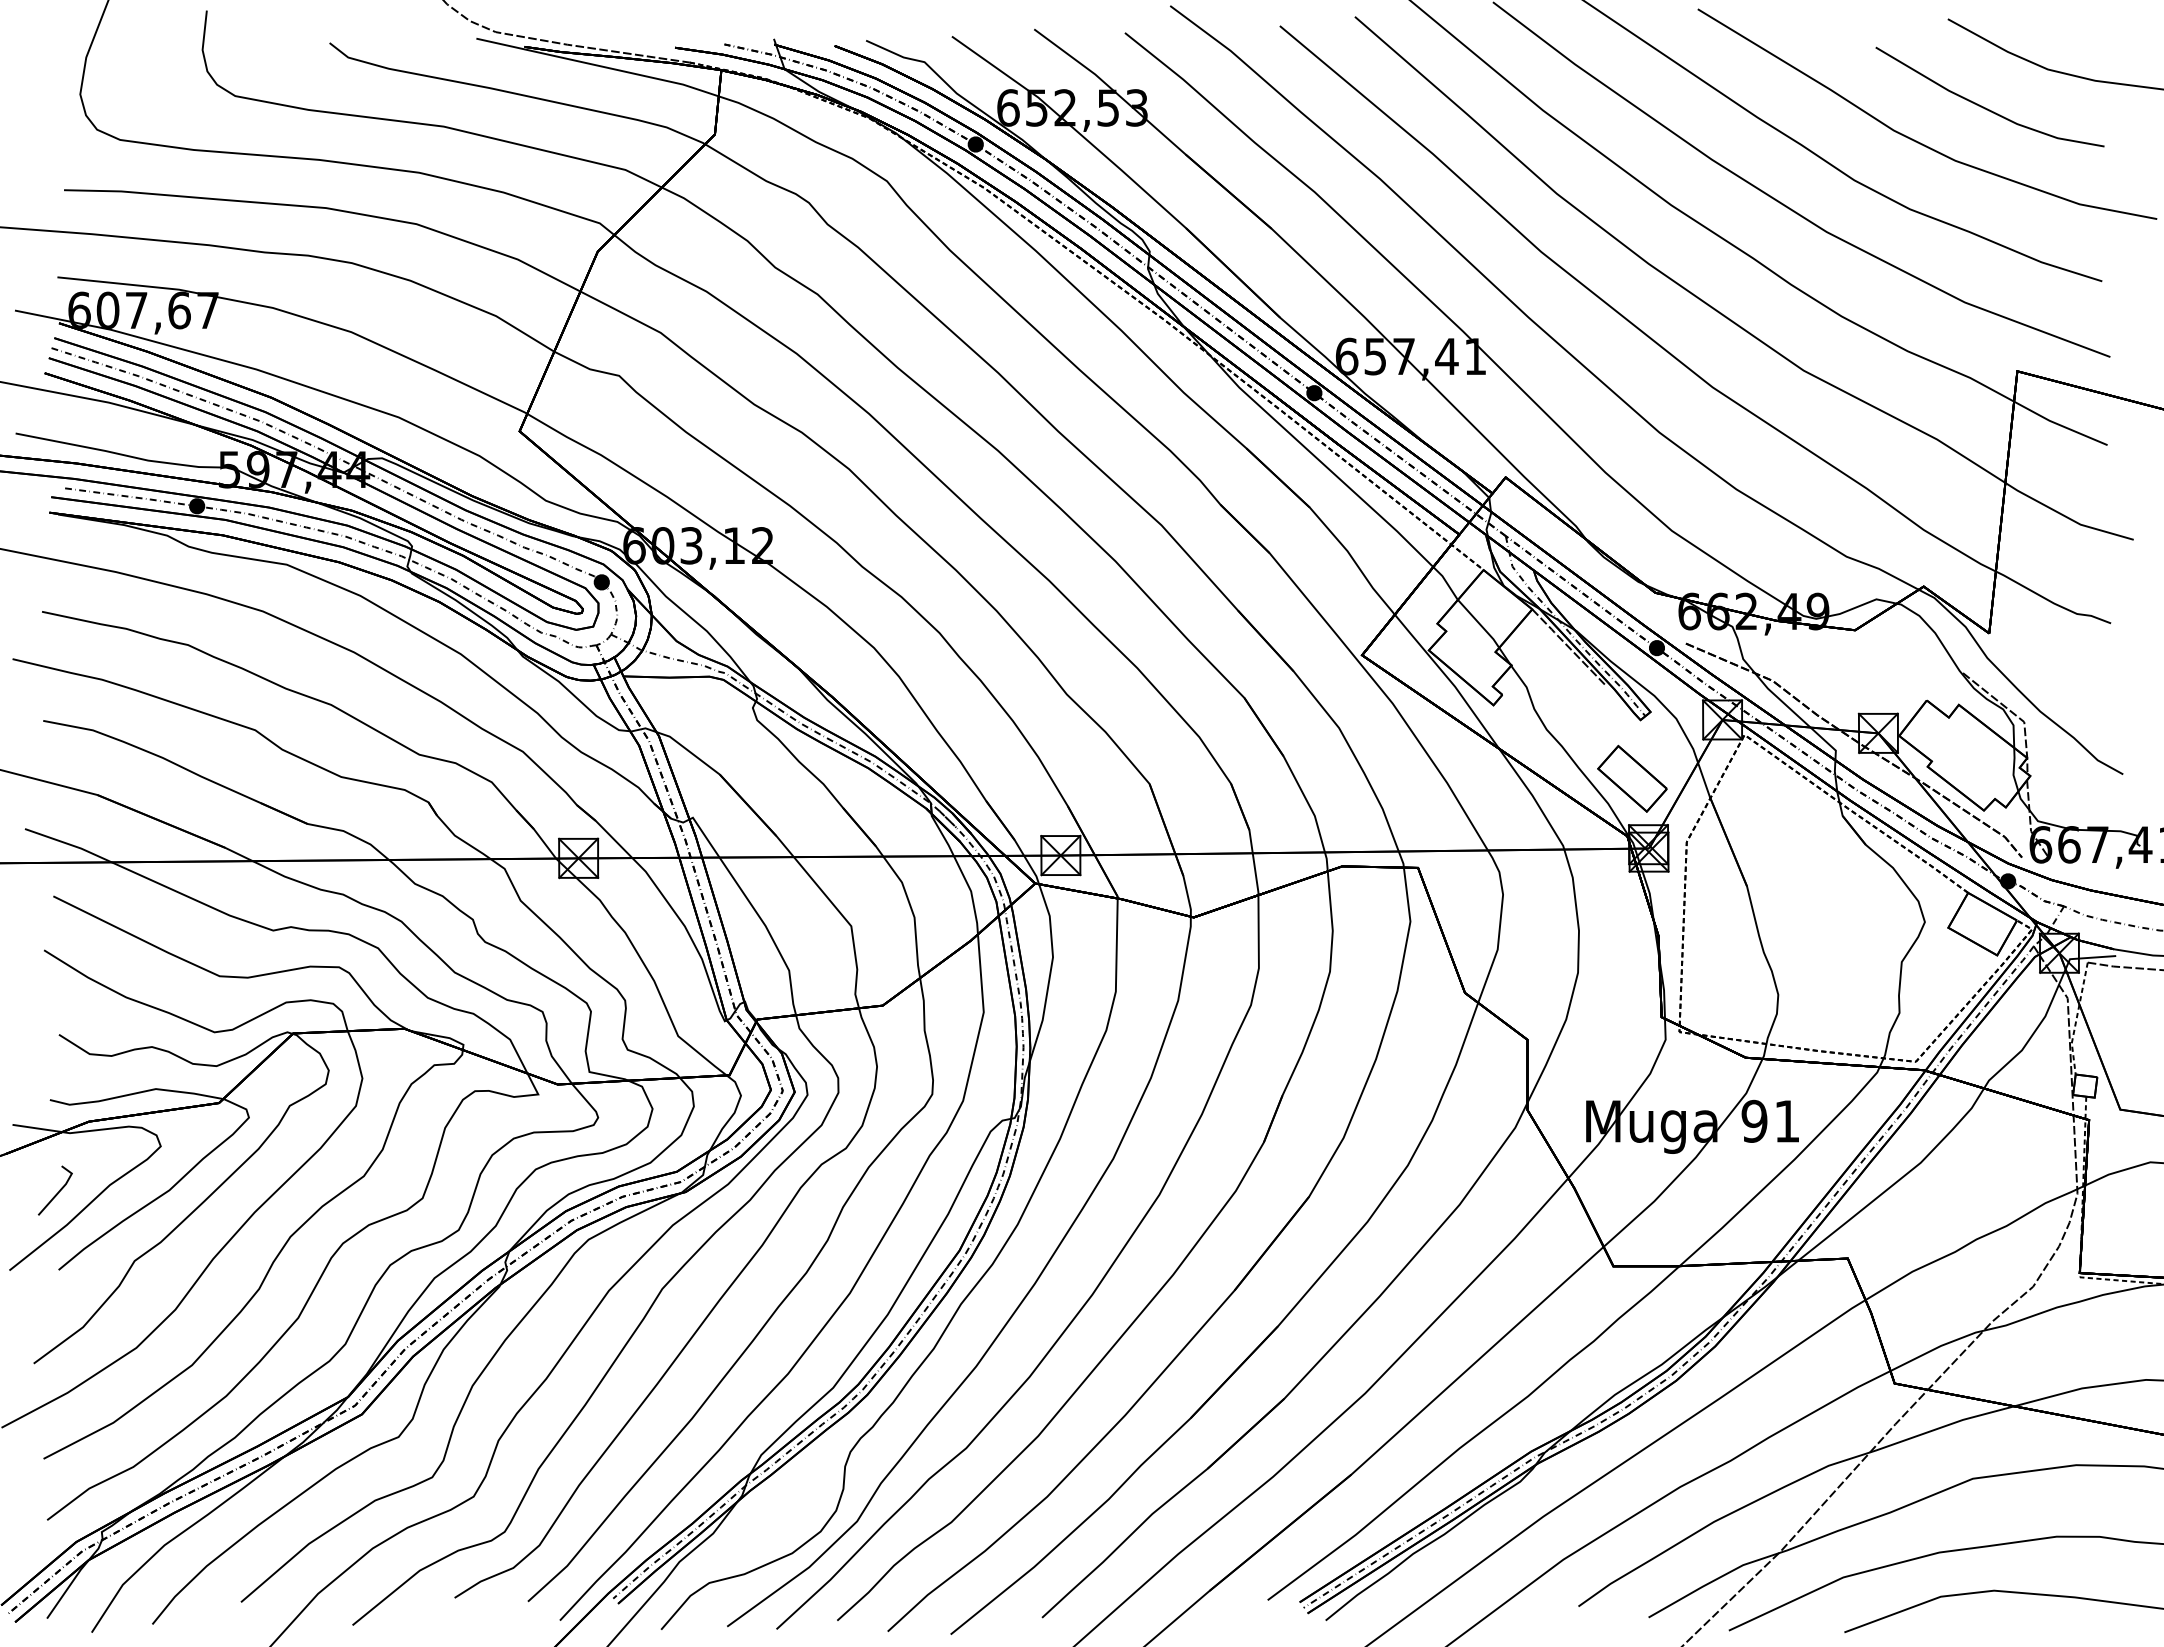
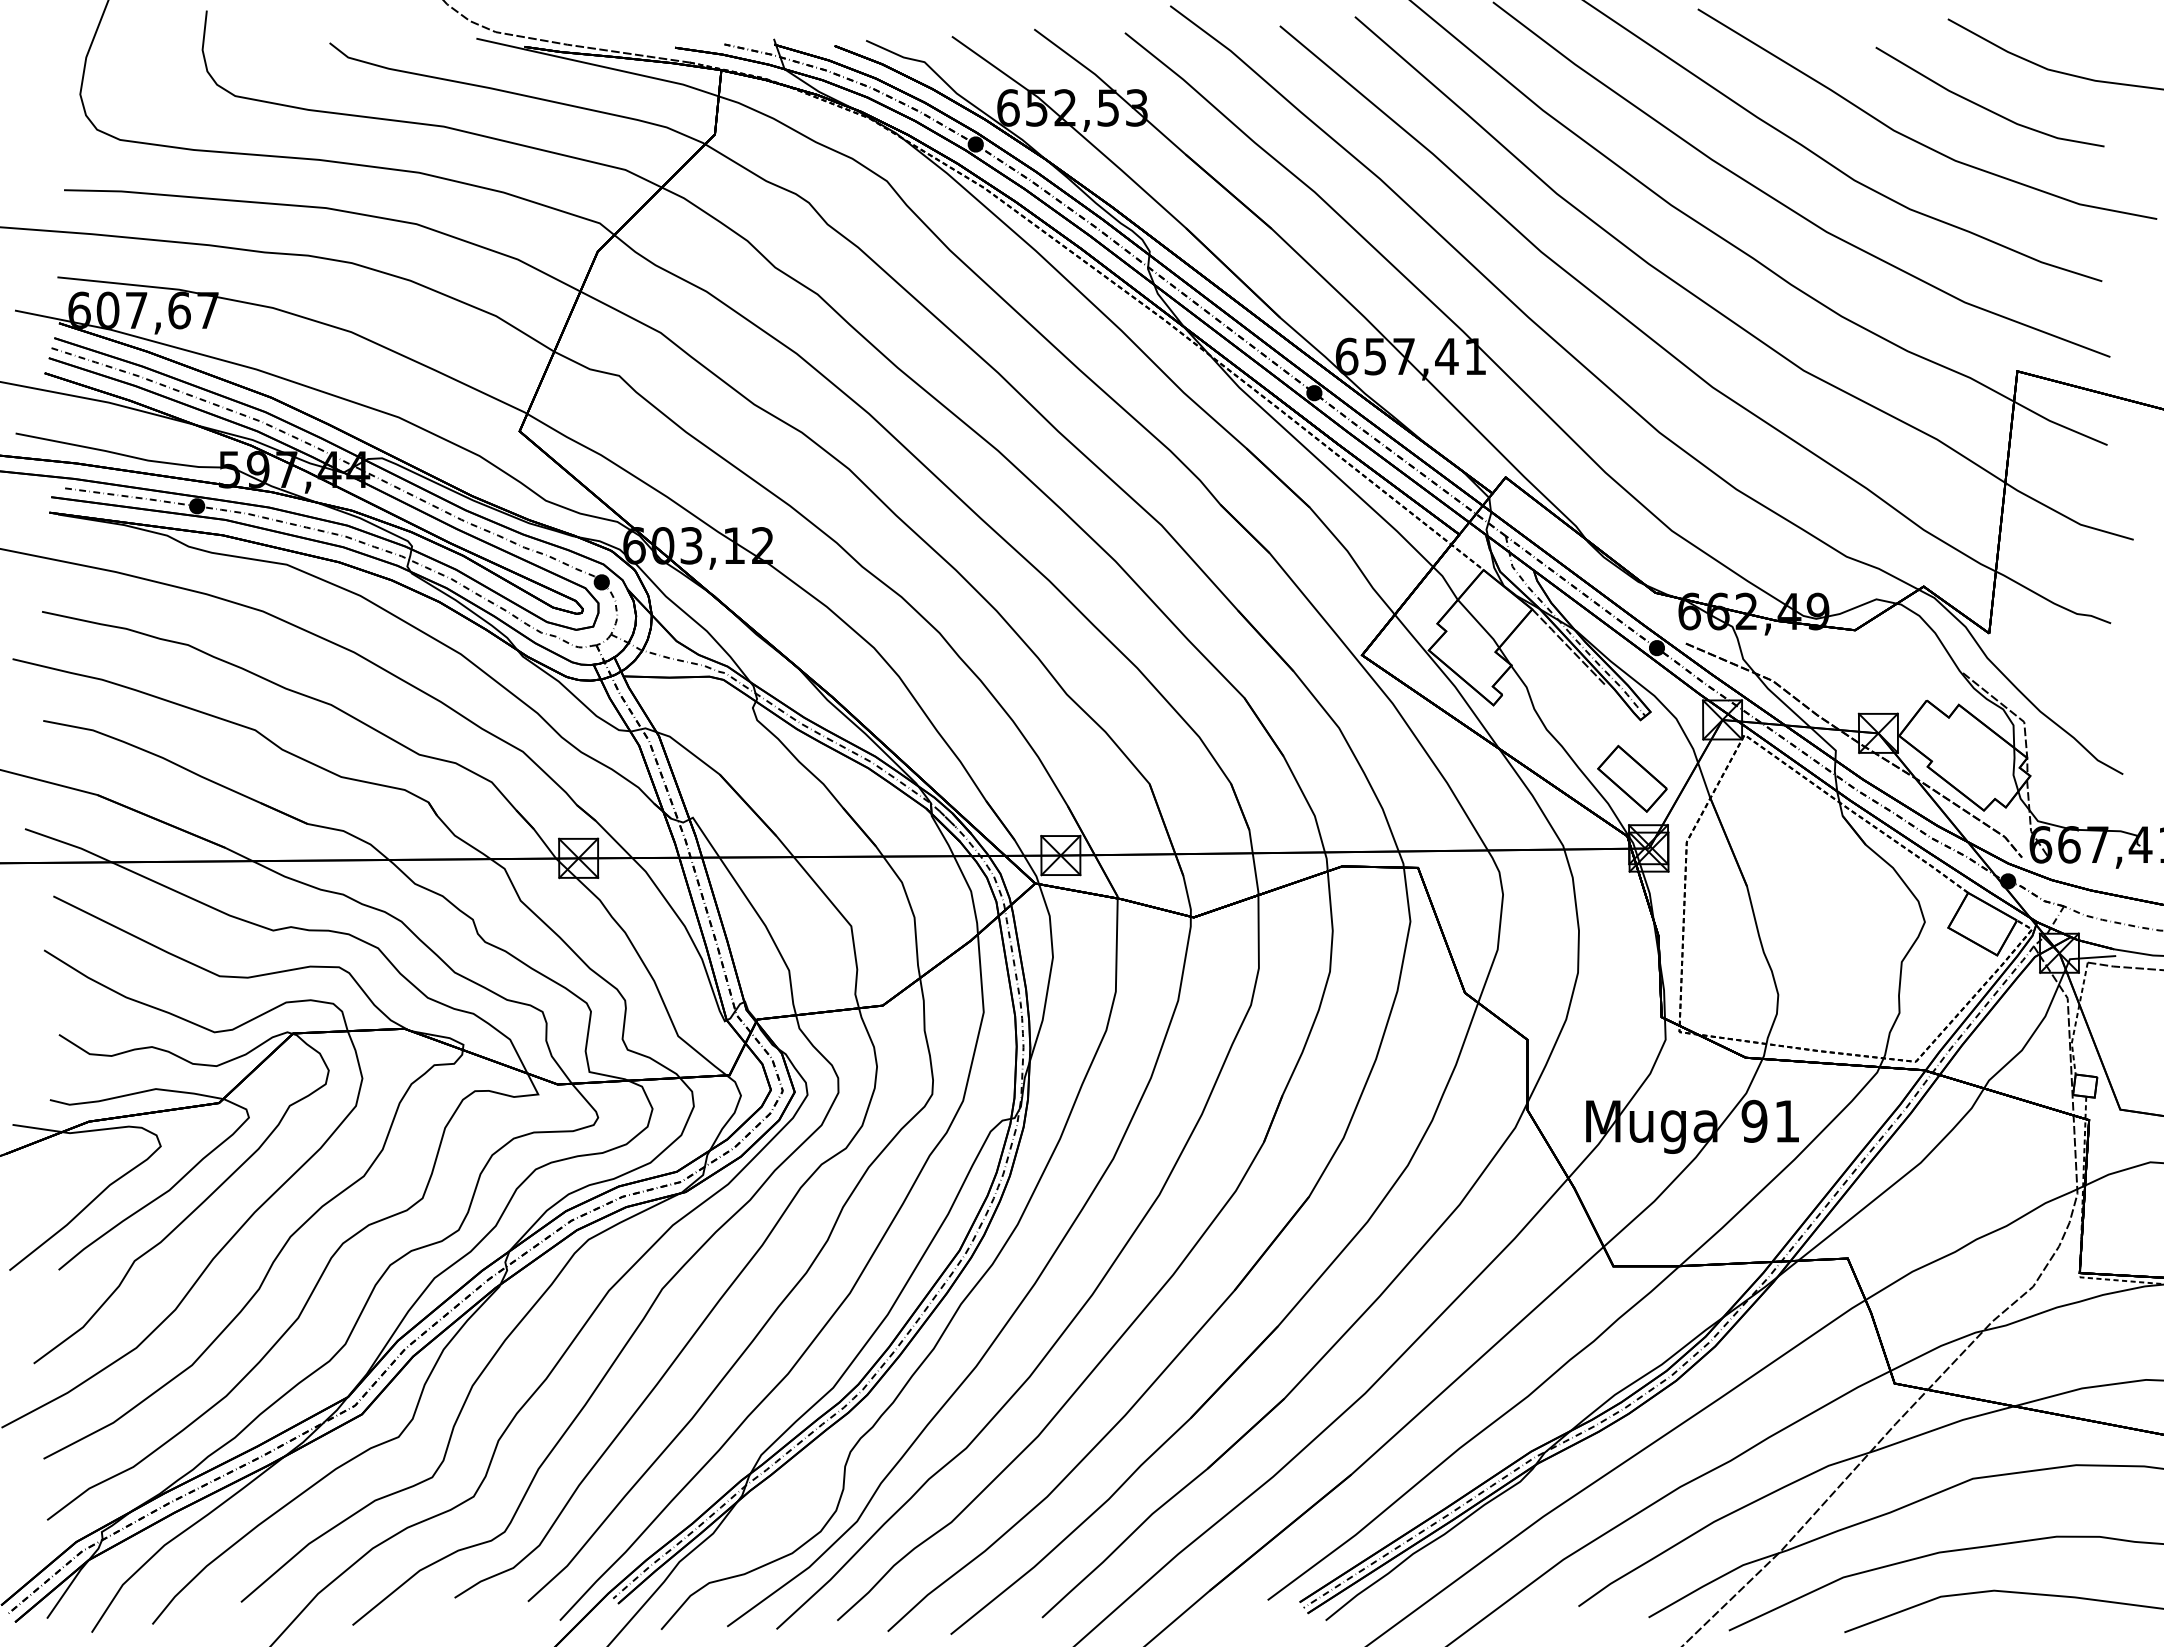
line: present -> none (57, 1192)
